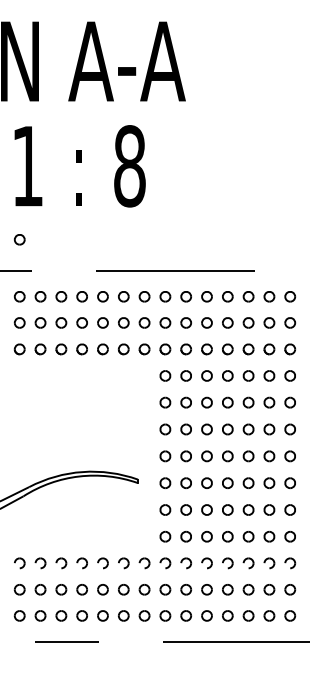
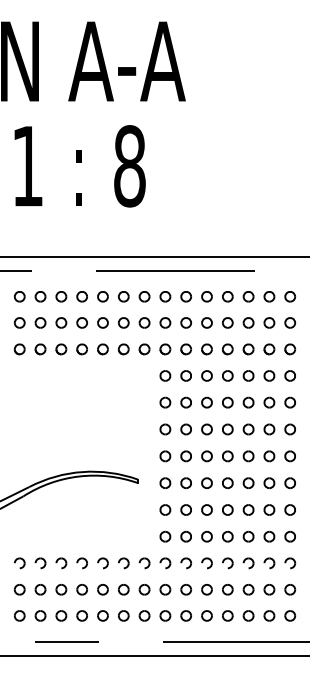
part: present -> none (19, 239)
line: none -> present (154, 257)
line: none -> present (154, 655)
